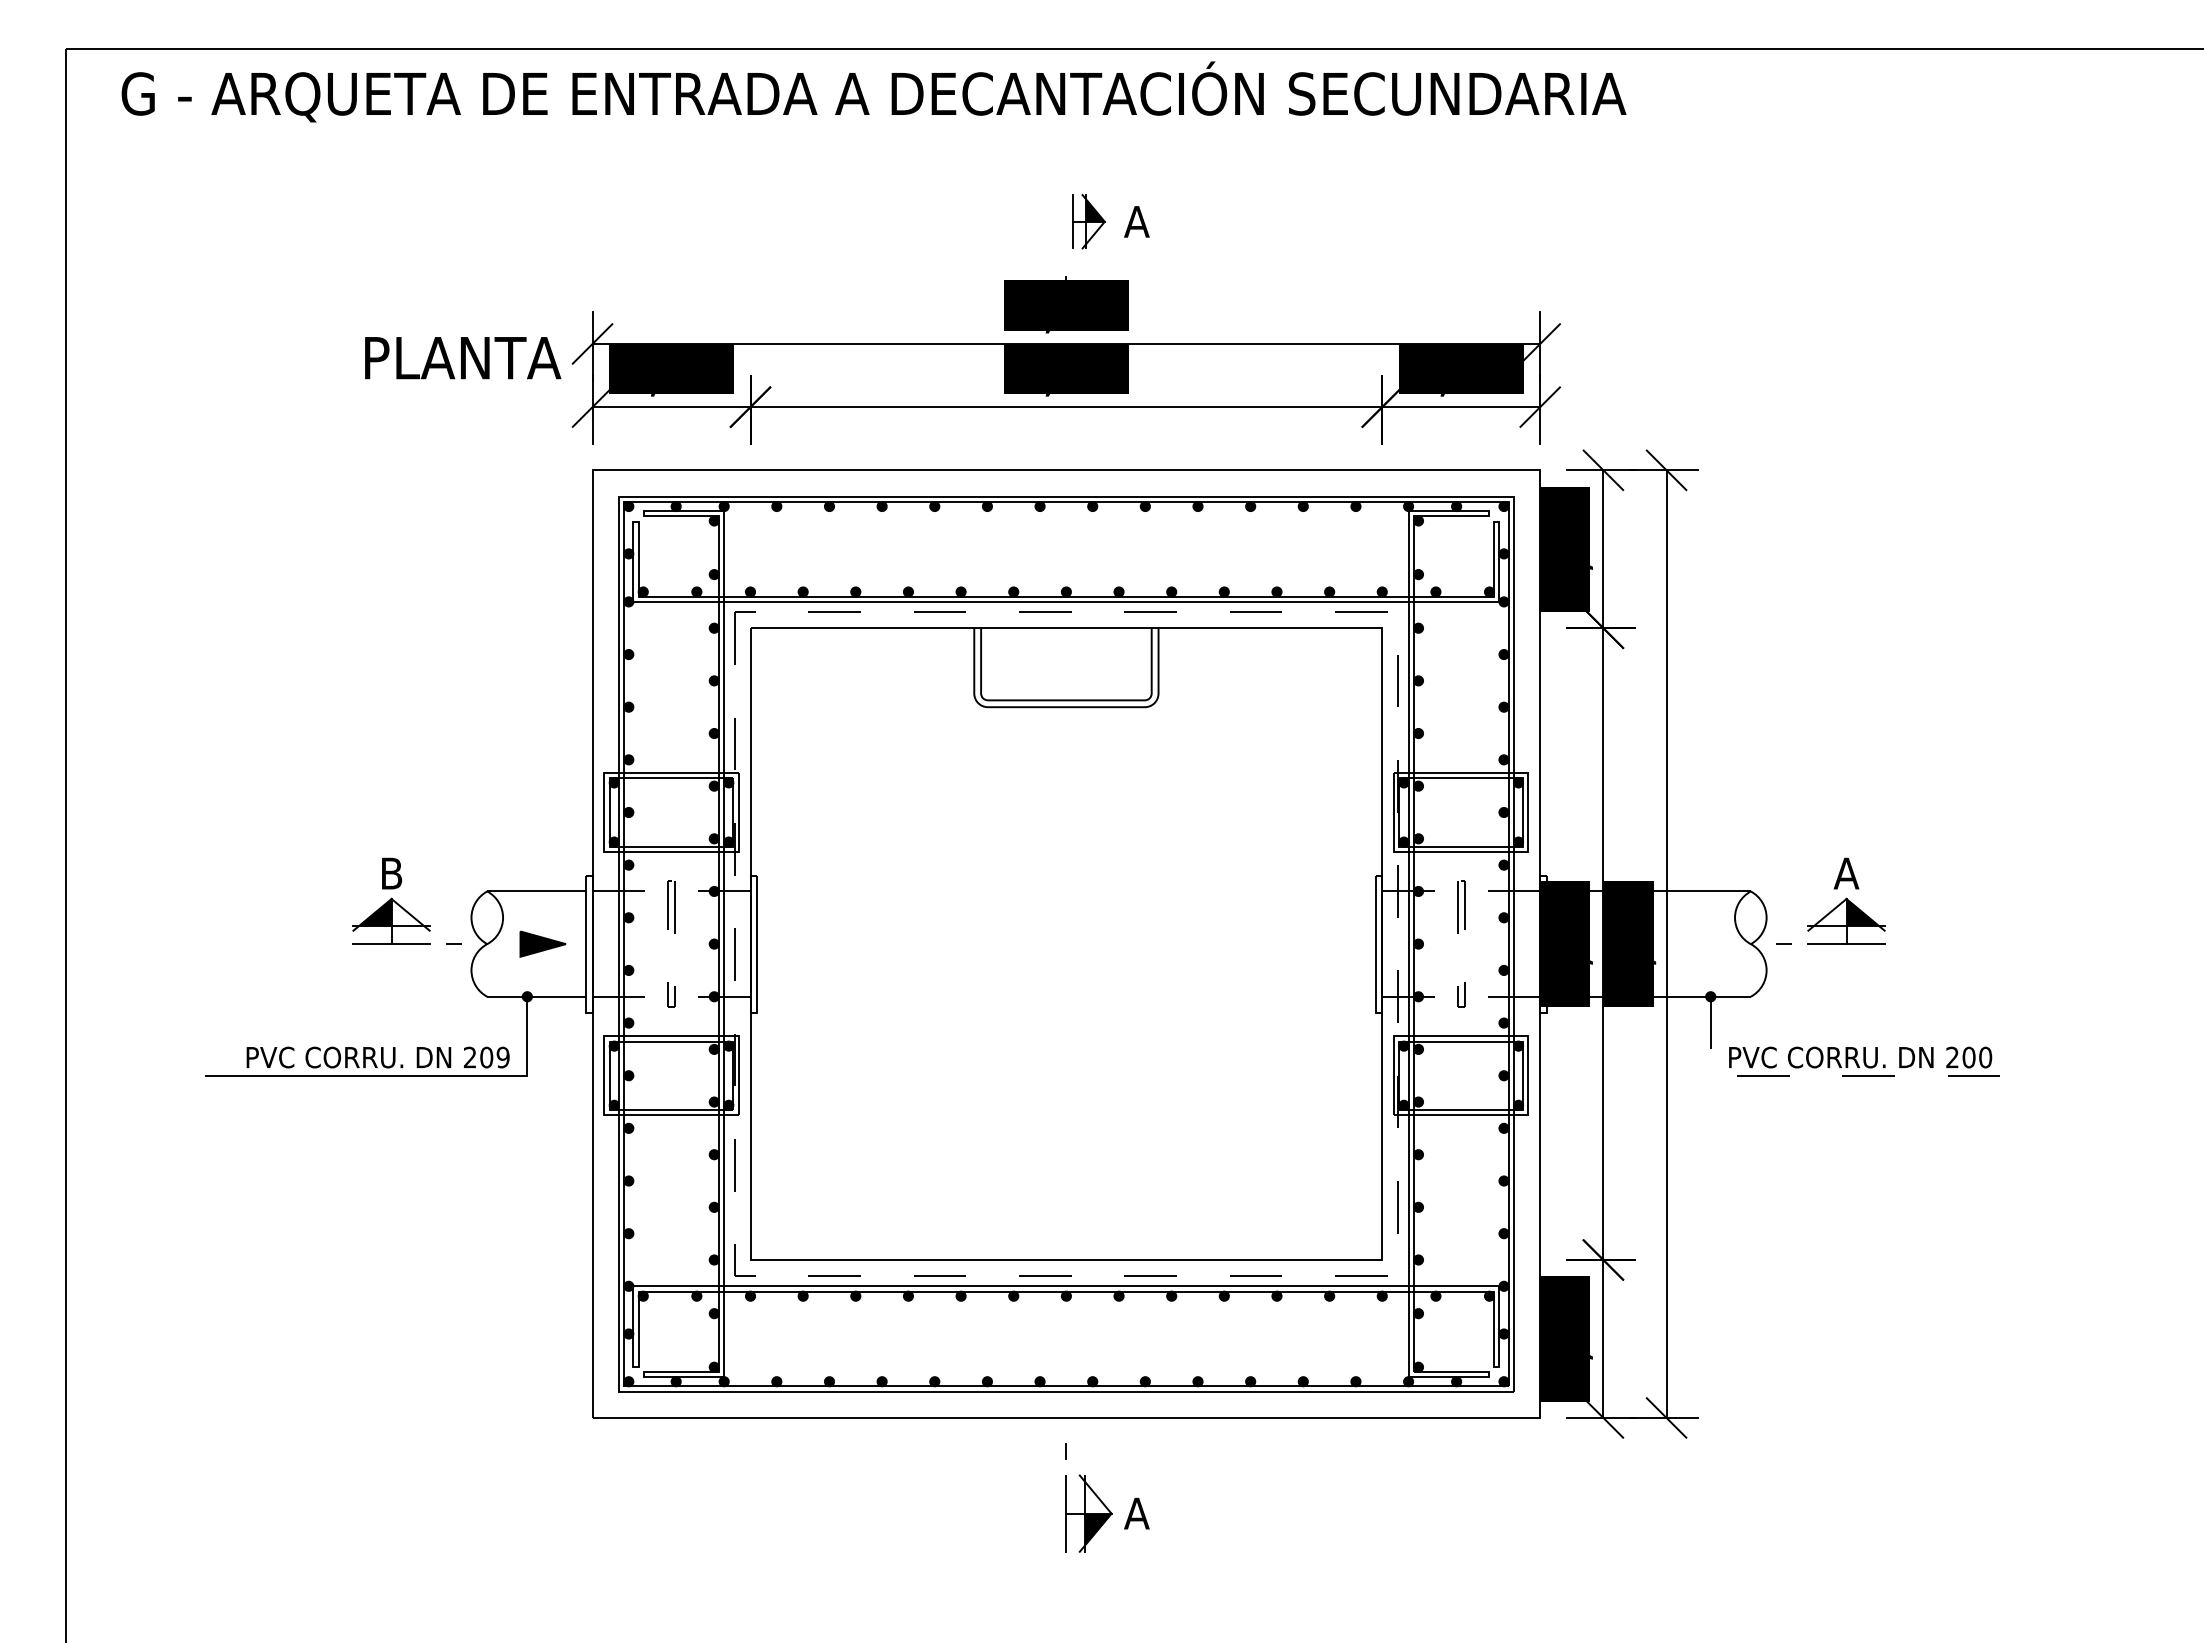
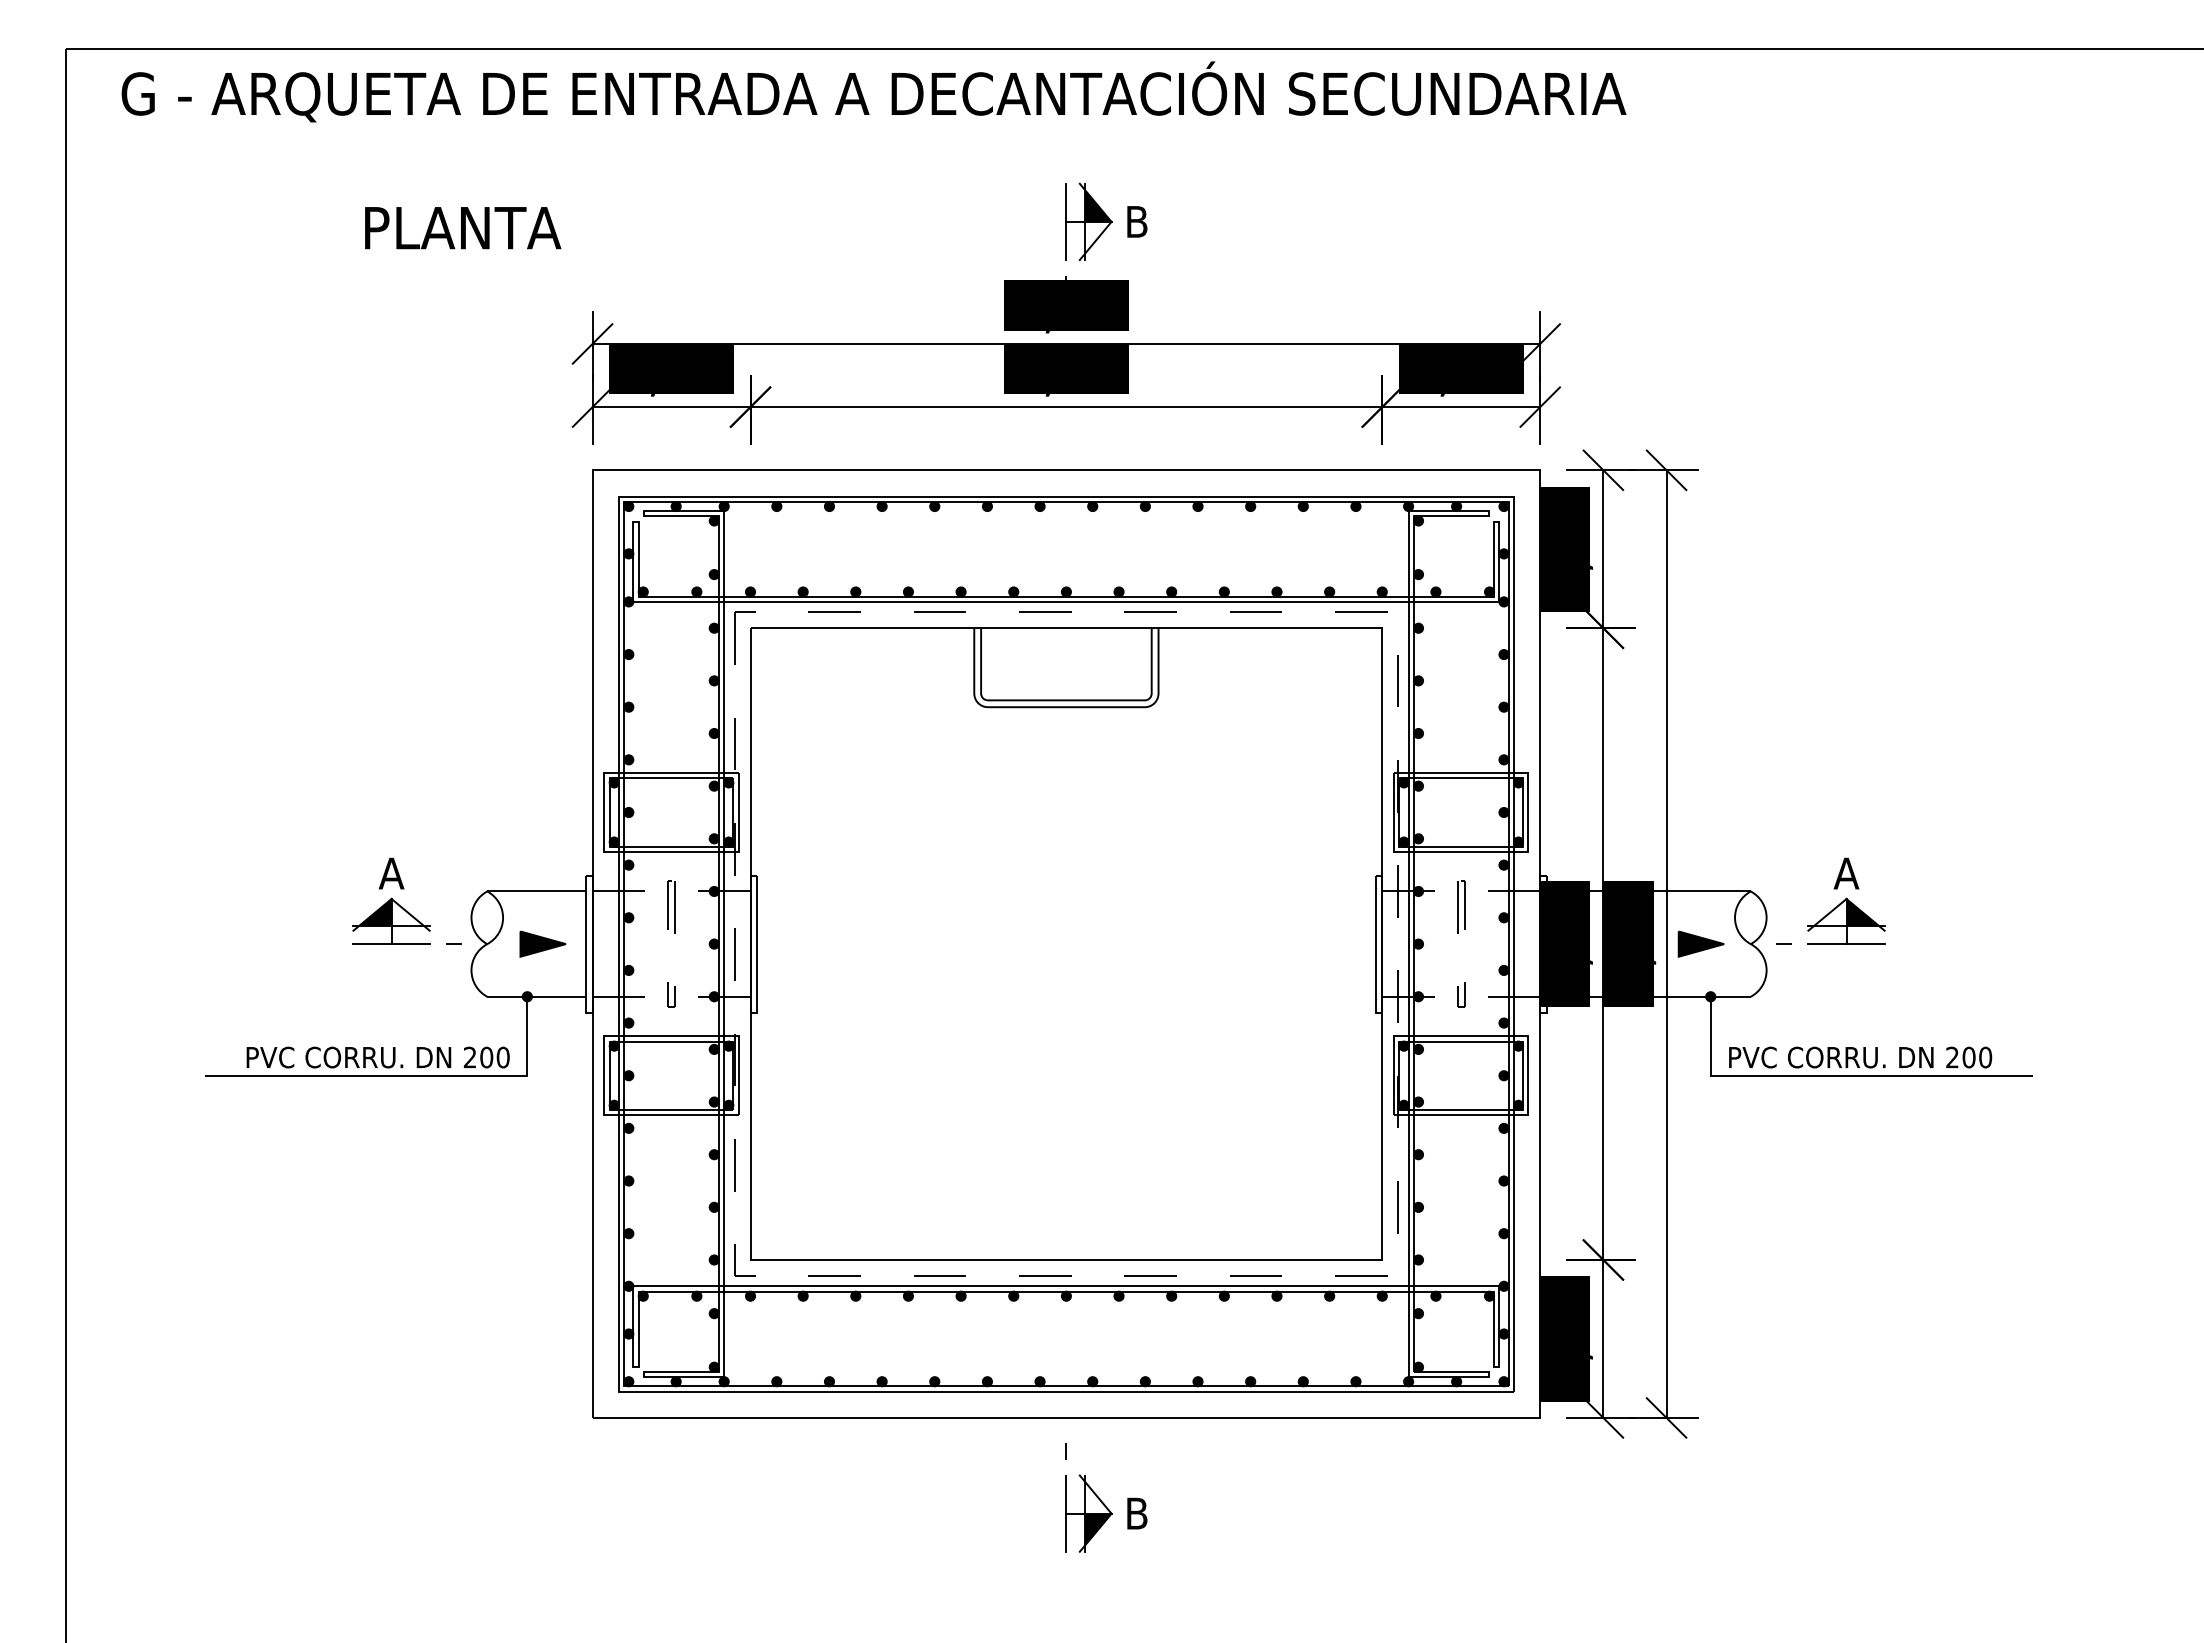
part size: 34x56 px -> 48x79 px (1088, 221)
text: A -> B (1136, 221)
text position: (463, 358) -> (463, 228) (463, 228)
text: B -> A (391, 873)
part: none -> present (1700, 943)
text: 209 -> 200 (502, 1057)
line: dashed -> solid (1832, 1075)
text: A -> B (1136, 1513)
